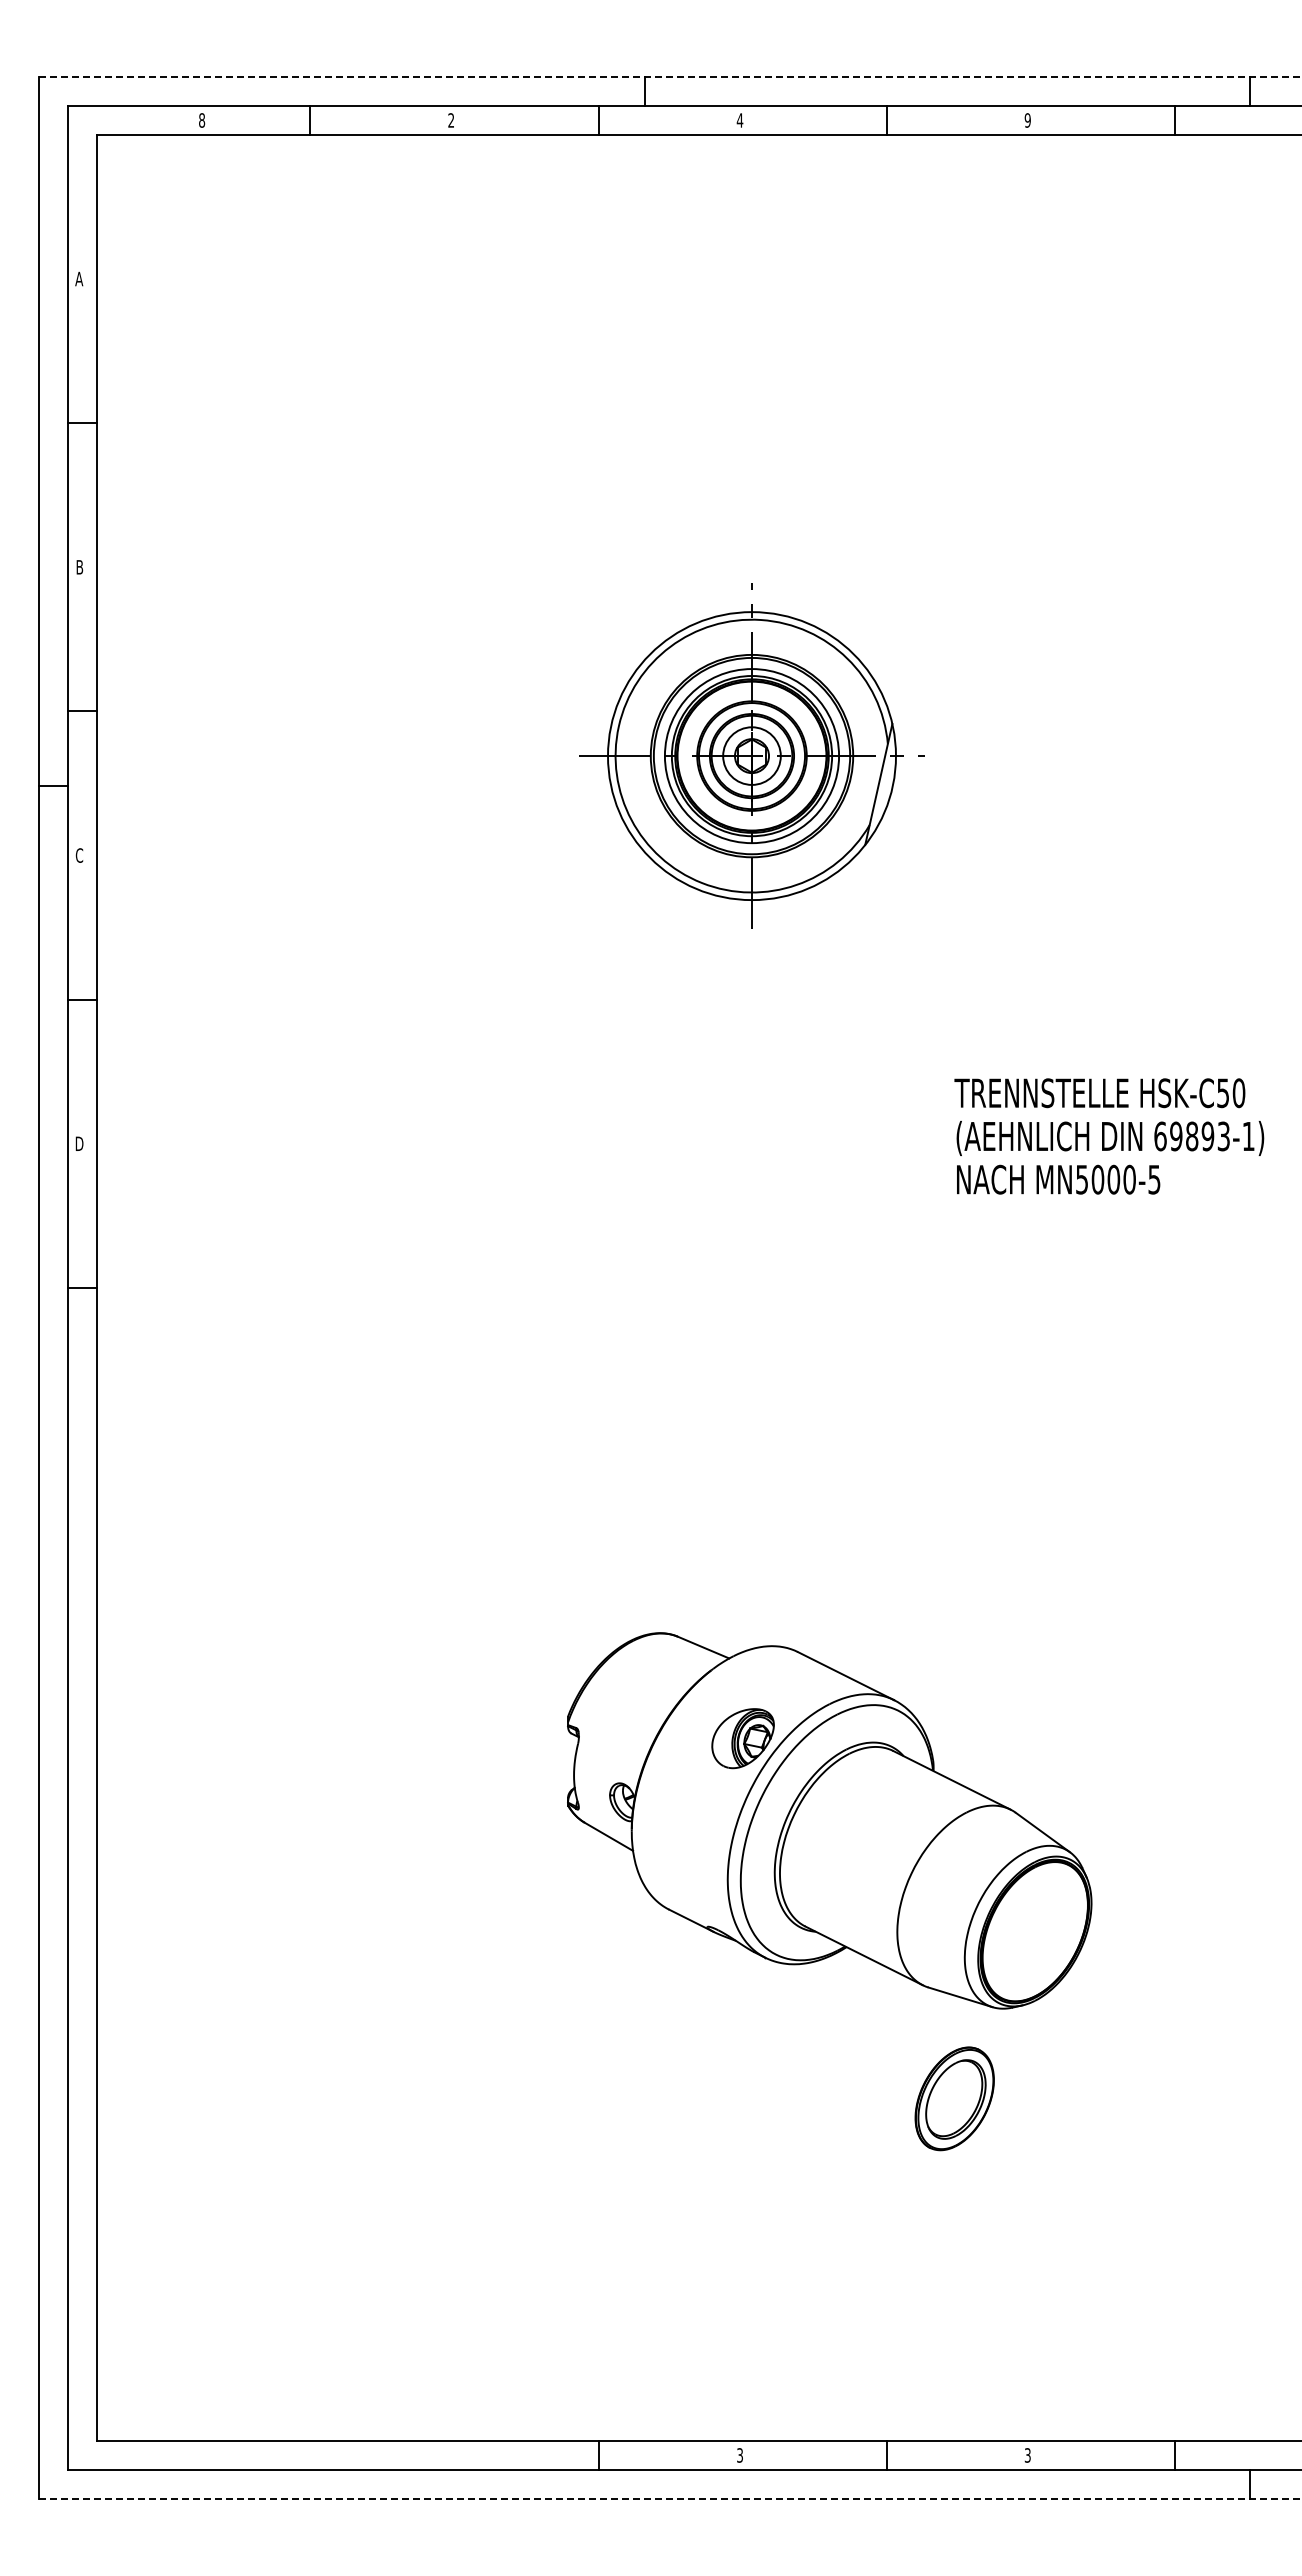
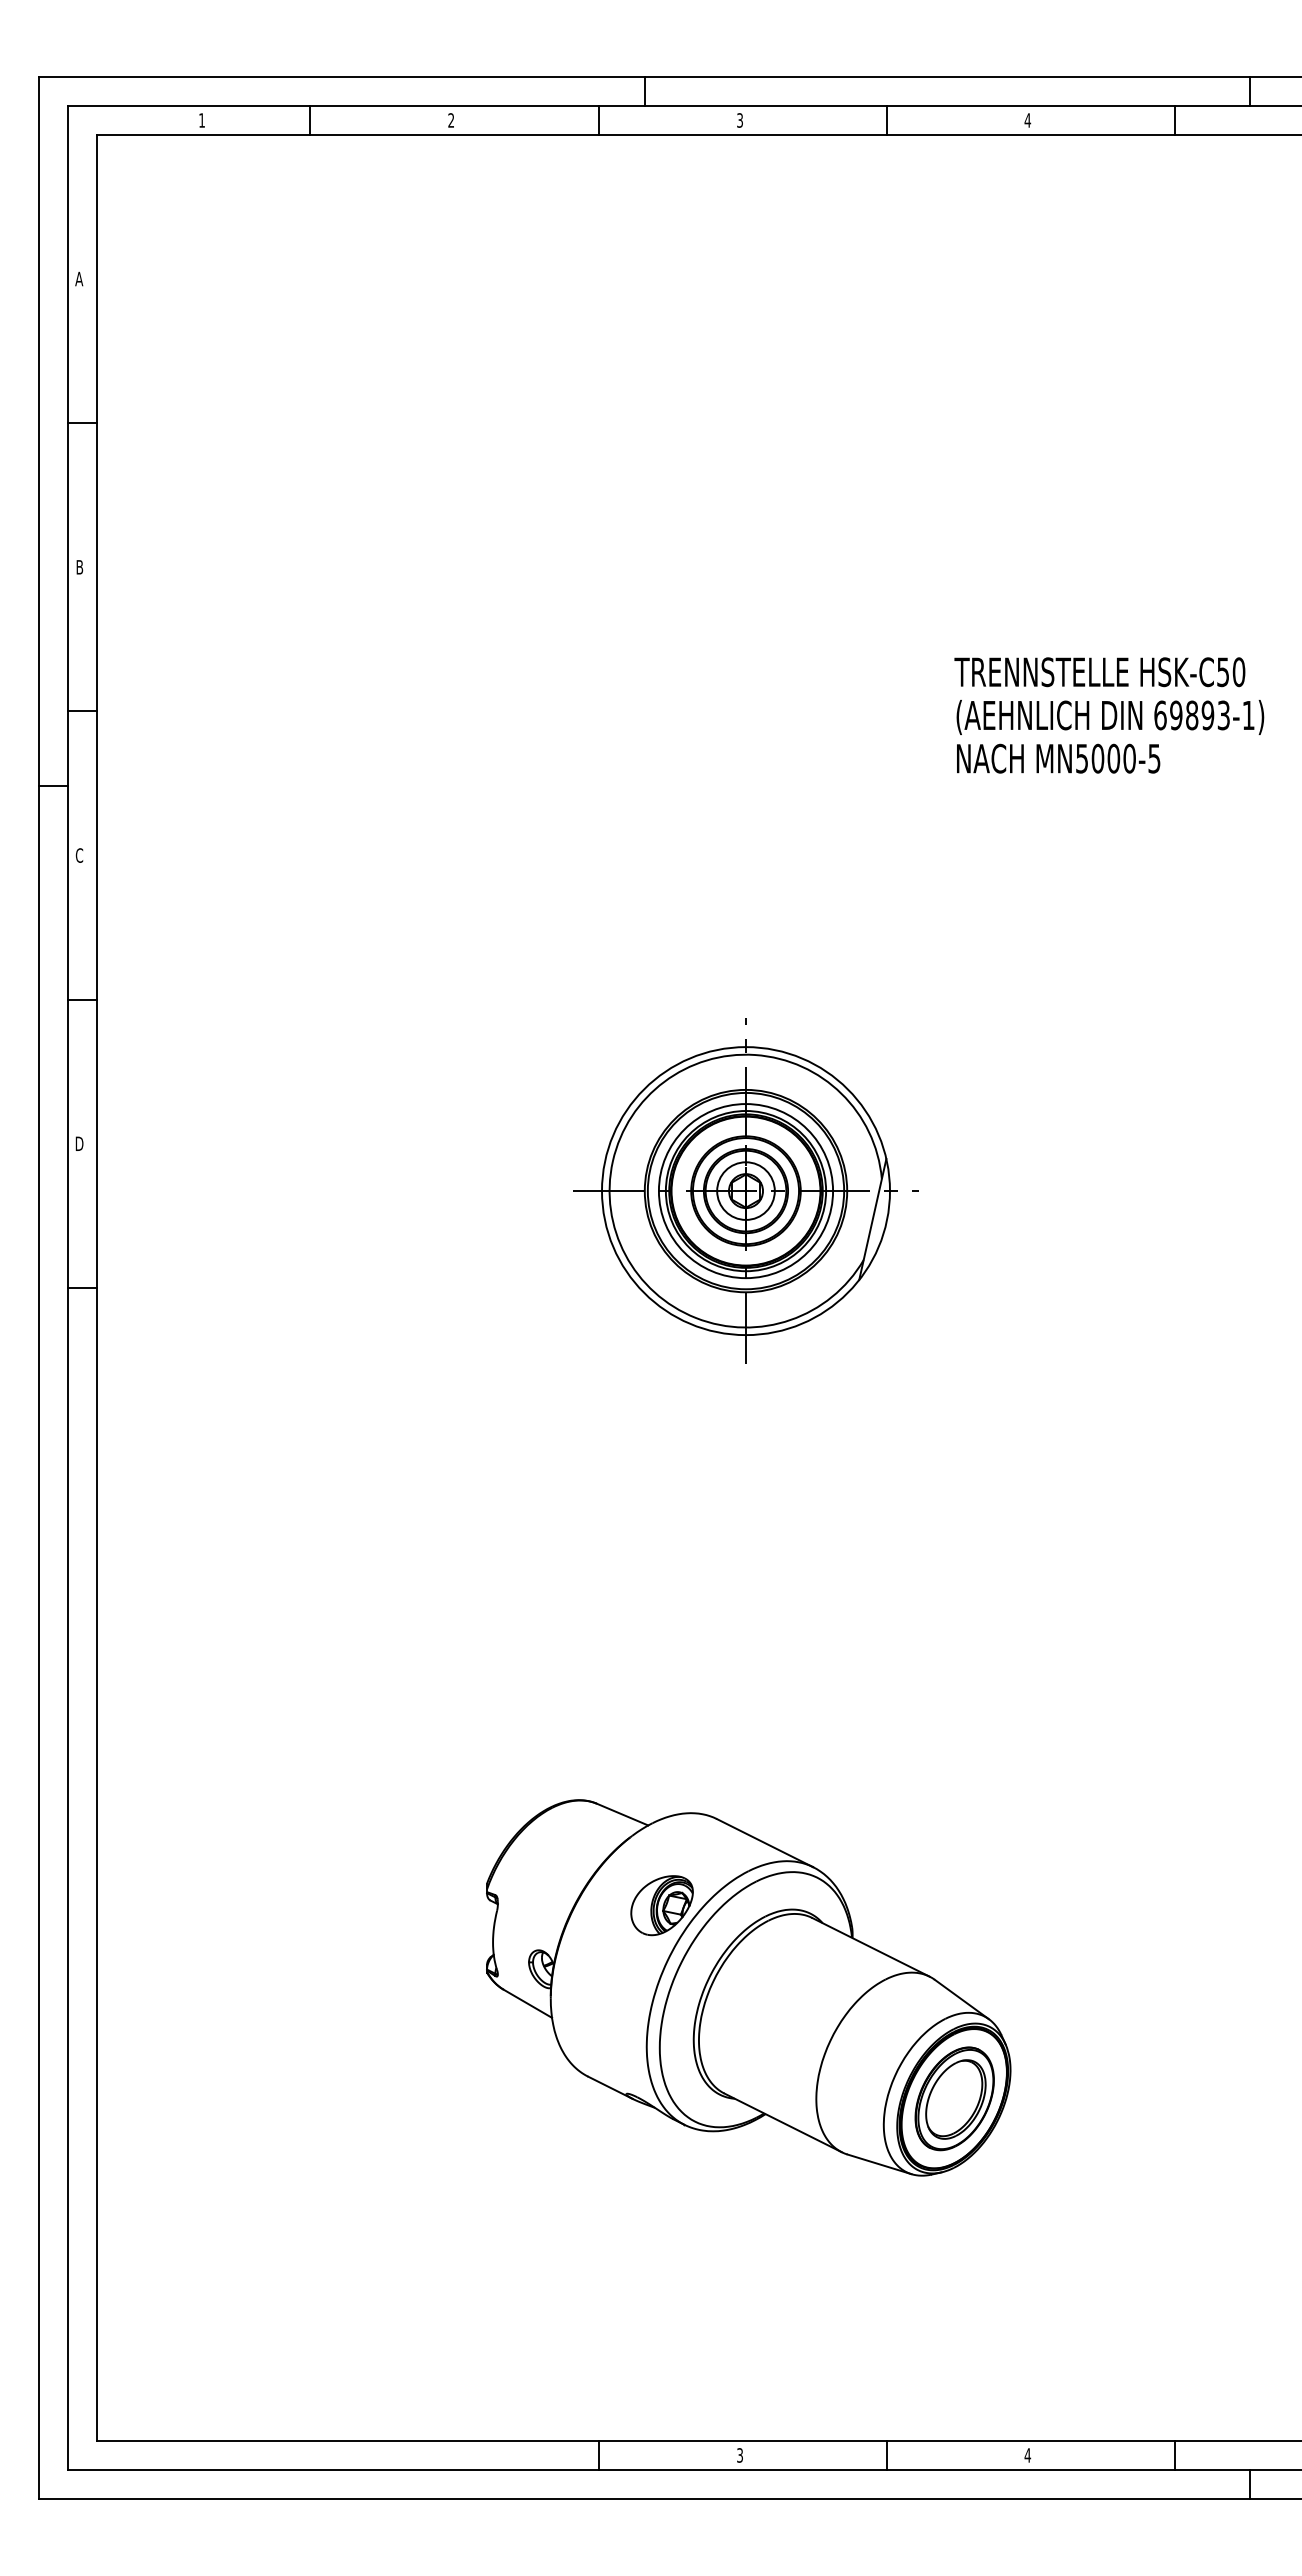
line: dashed -> solid (670, 77)
text: 8 -> 1 (202, 120)
text: 4 -> 3 (739, 120)
text: 9 -> 4 (1027, 120)
part position: (751, 755) -> (745, 1190) (745, 1190)
text position: (1109, 1136) -> (1109, 715) (1109, 715)
part position: (829, 1820) -> (748, 1987) (748, 1987)
text: 3 -> 4 (1027, 2455)
line: dashed -> solid (670, 2498)
